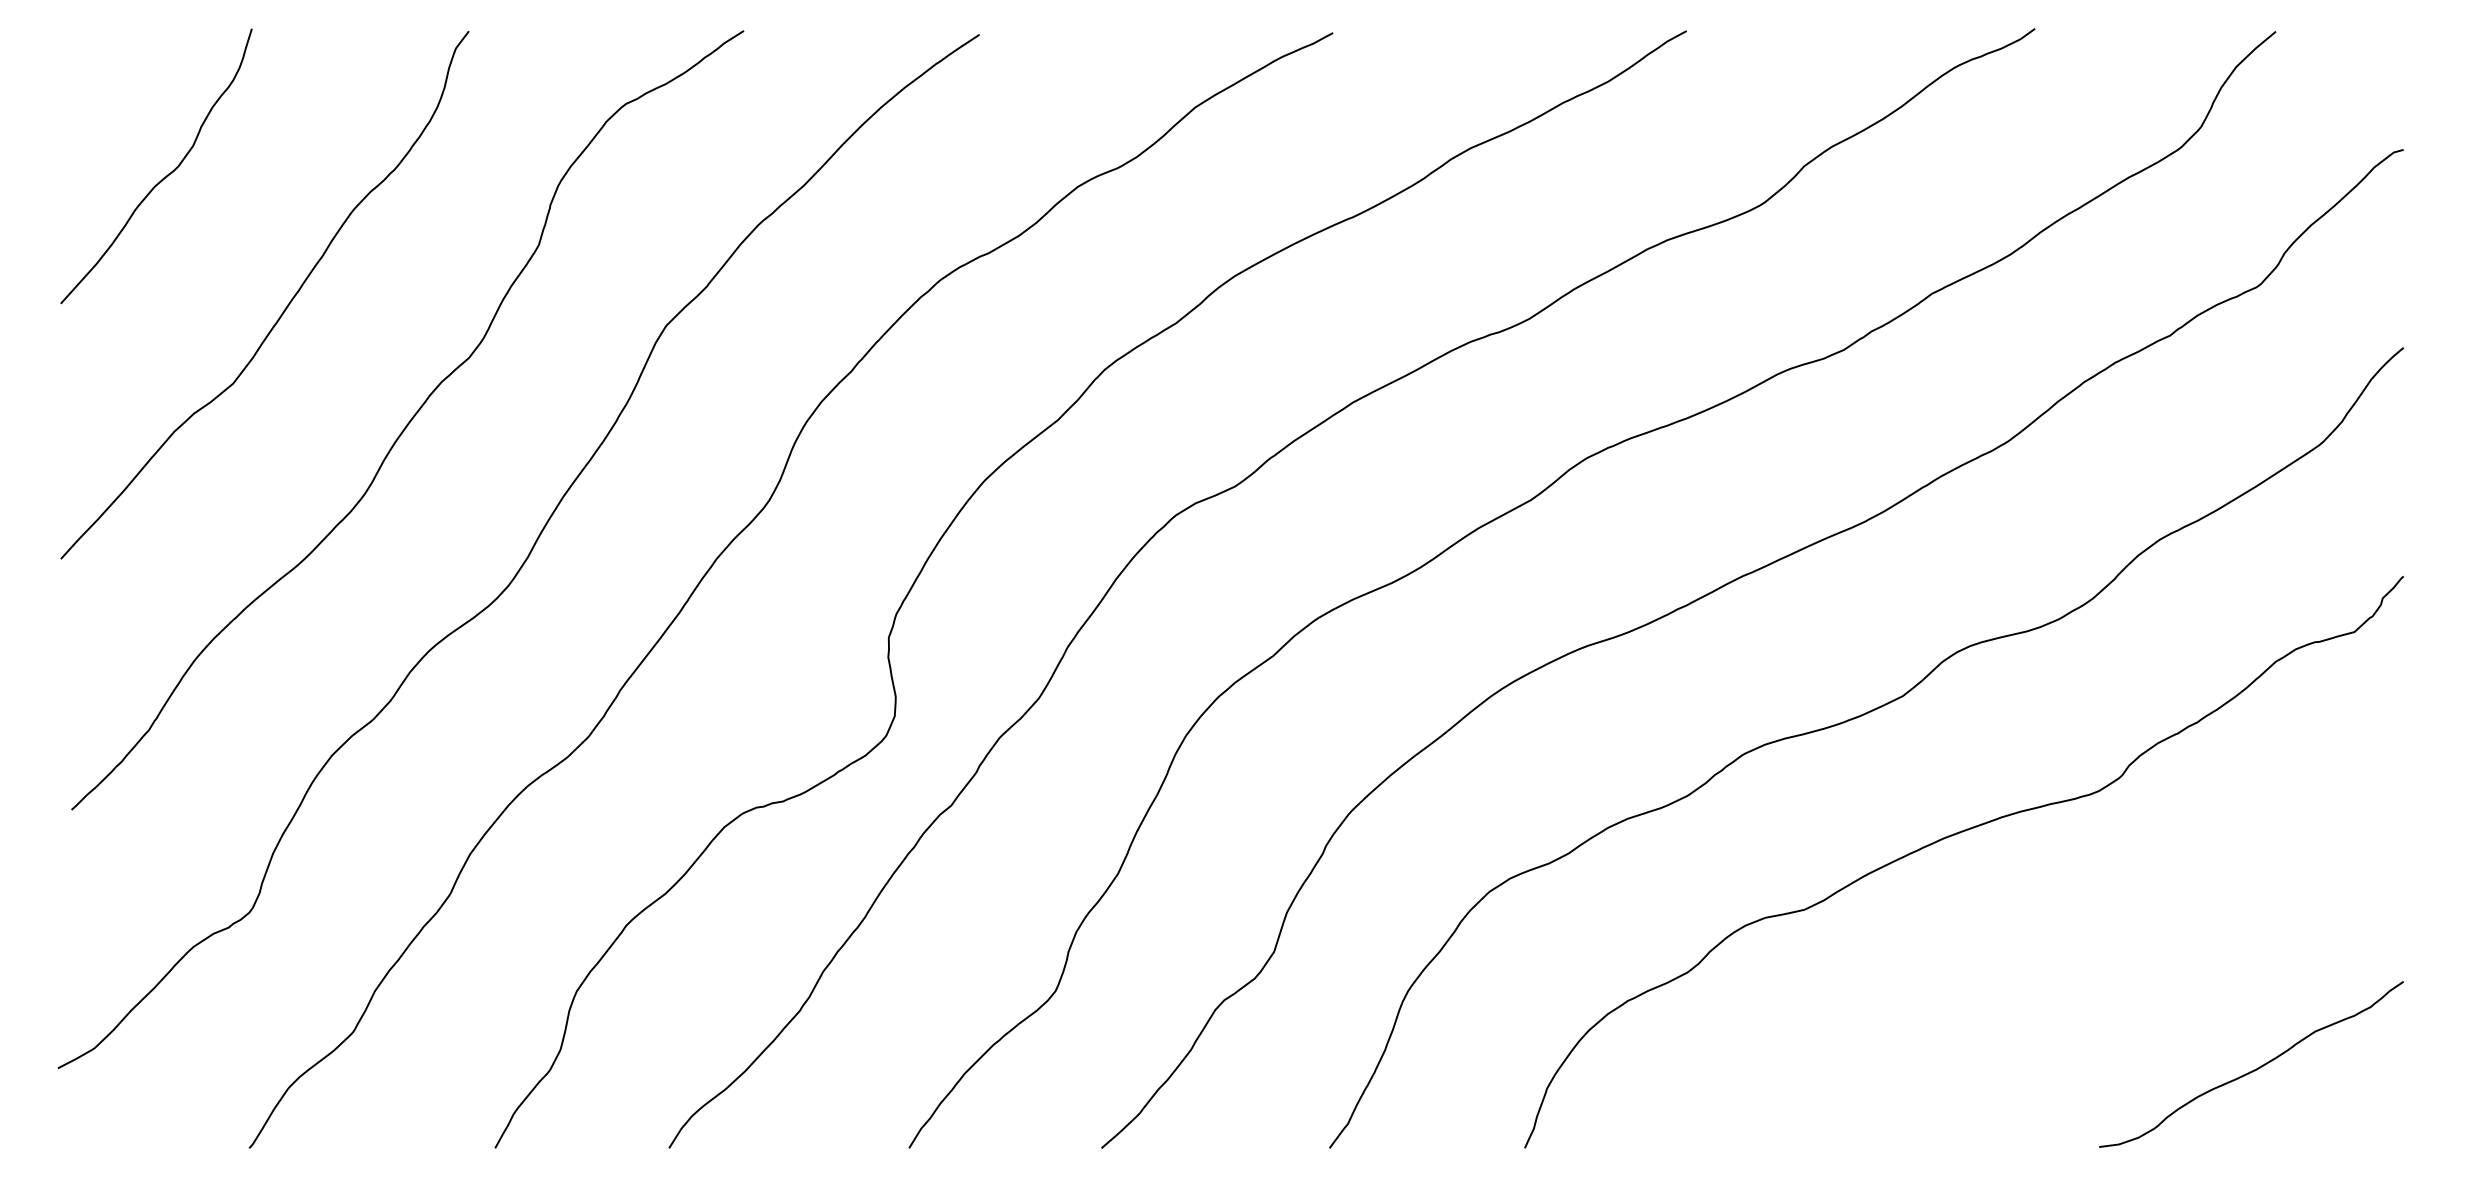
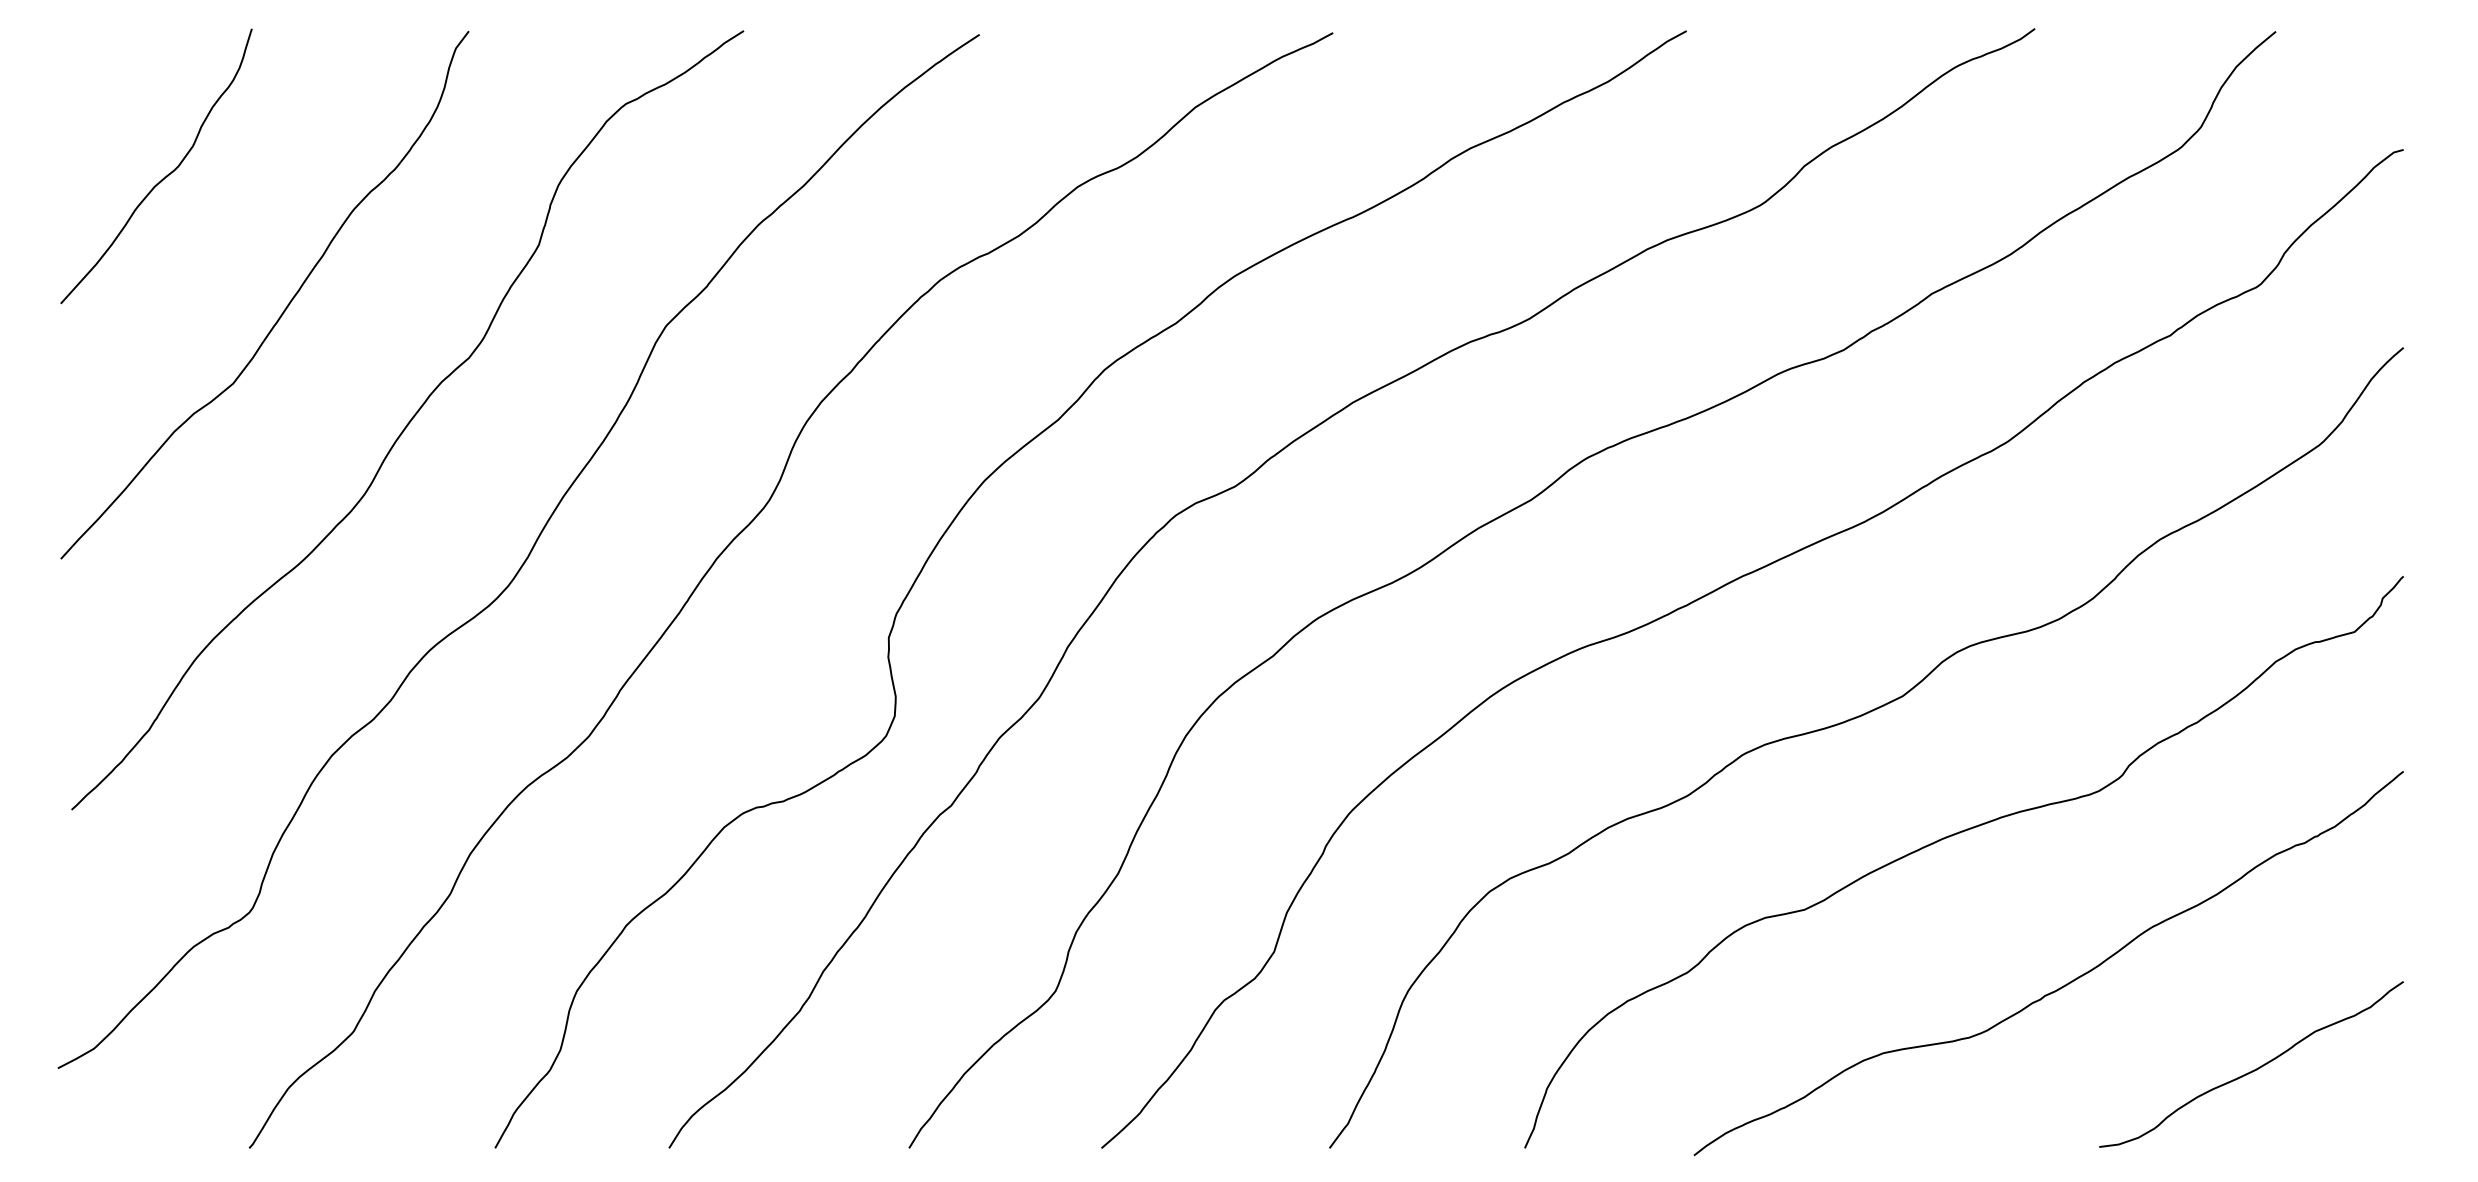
curve: none -> present (2059, 987)
